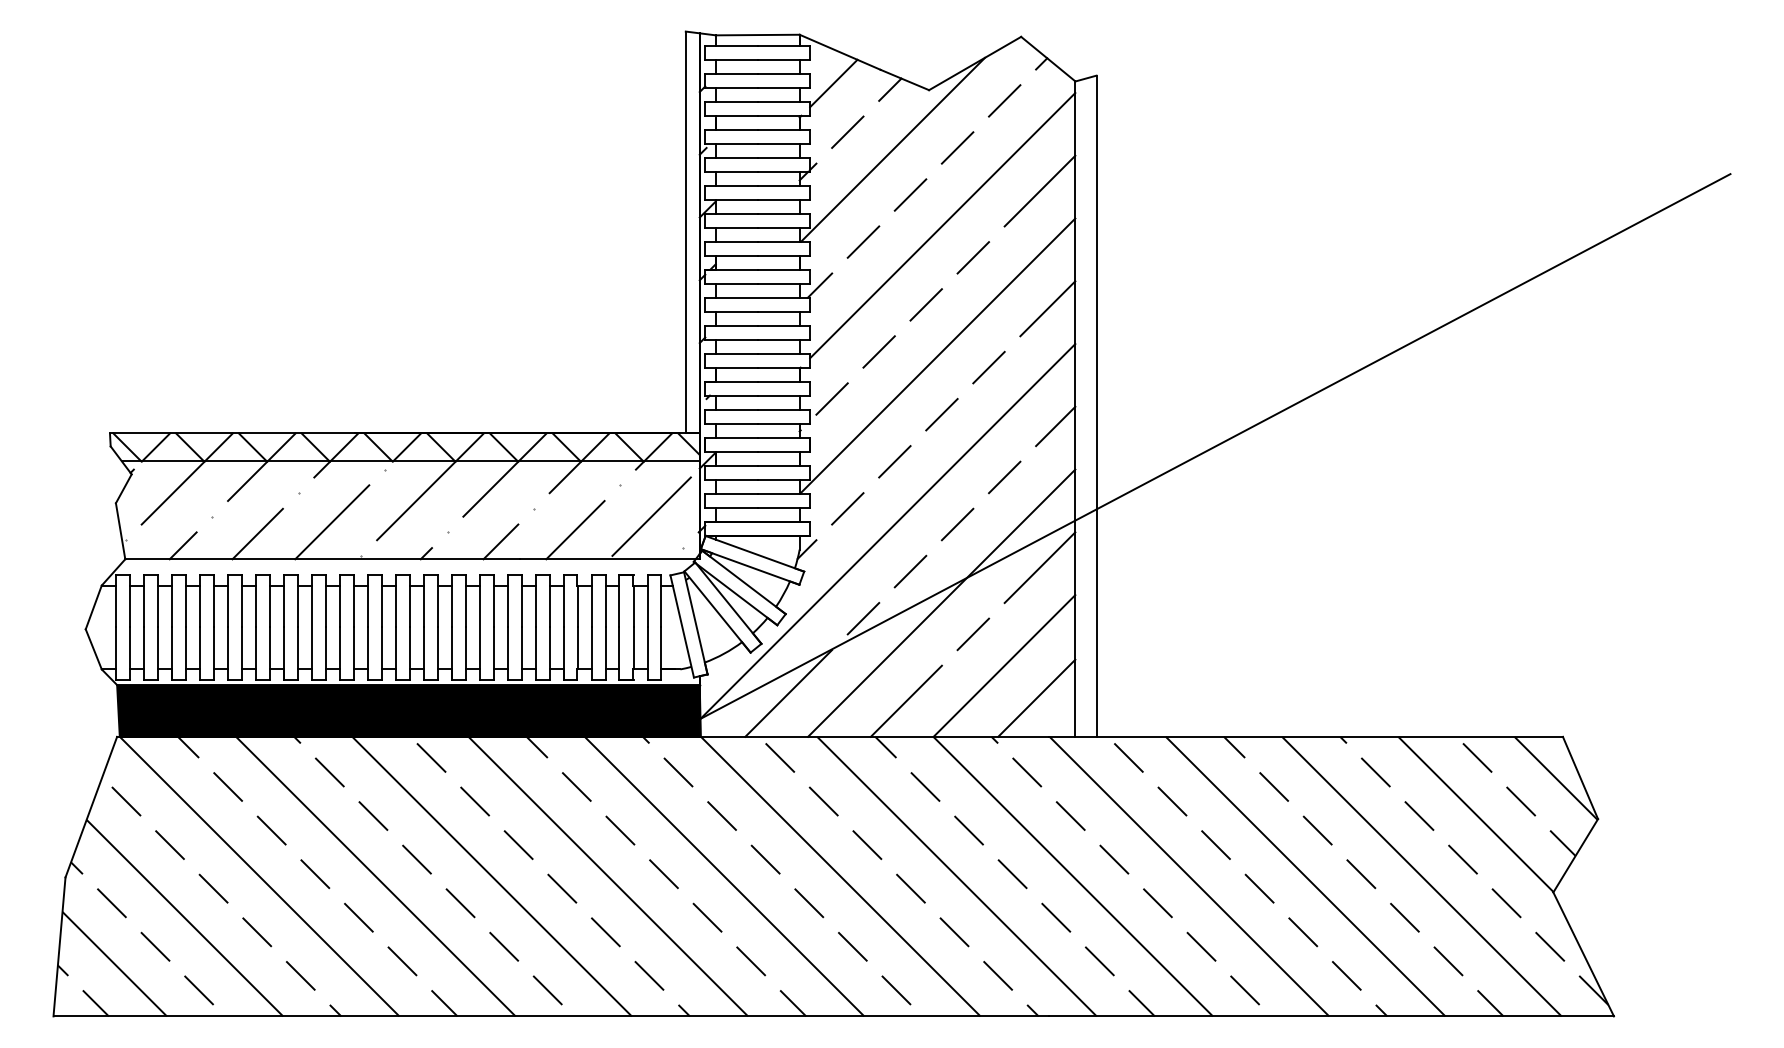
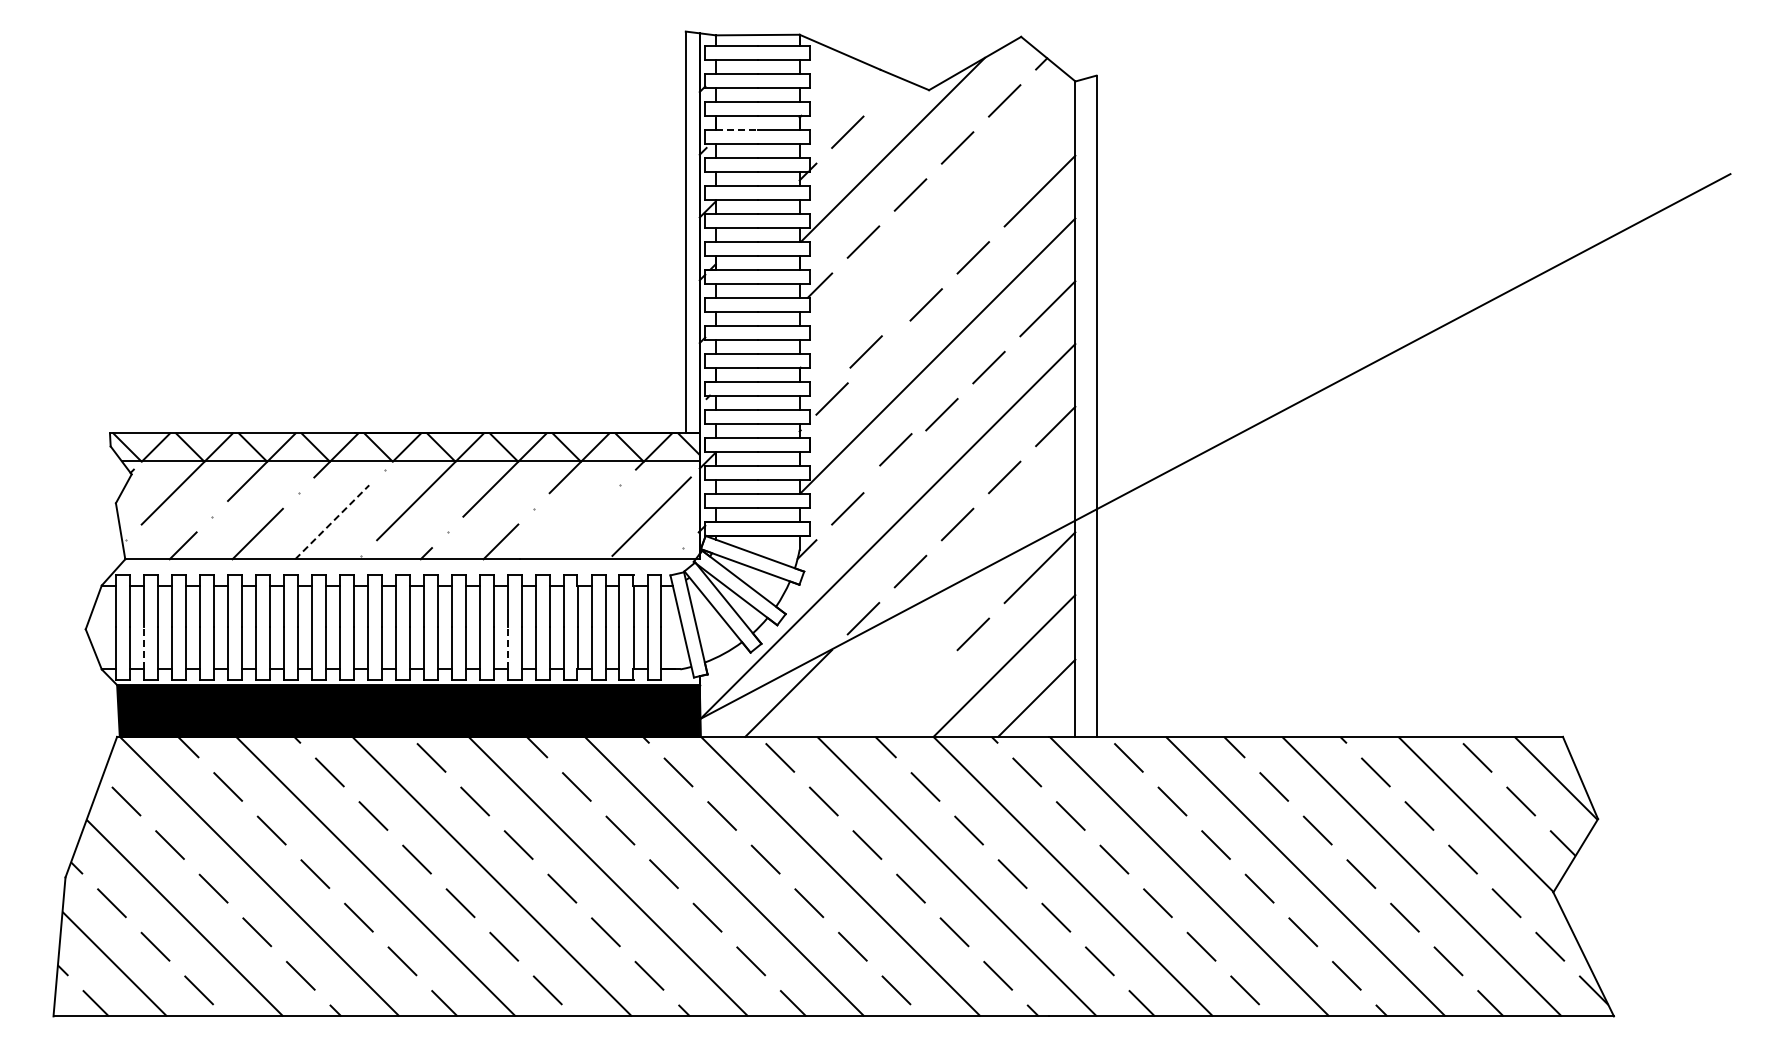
line: present -> none (833, 83)
line: present -> none (890, 89)
line: solid -> dashed (736, 129)
line: present -> none (942, 225)
line position: (878, 351) -> (865, 351) (865, 351)
line position: (894, 461) -> (895, 449) (895, 449)
line: solid -> dashed (332, 521)
line: present -> none (575, 530)
line: present -> none (941, 602)
line: solid -> dashed (143, 648)
line: solid -> dashed (507, 648)
line: present -> none (905, 700)
